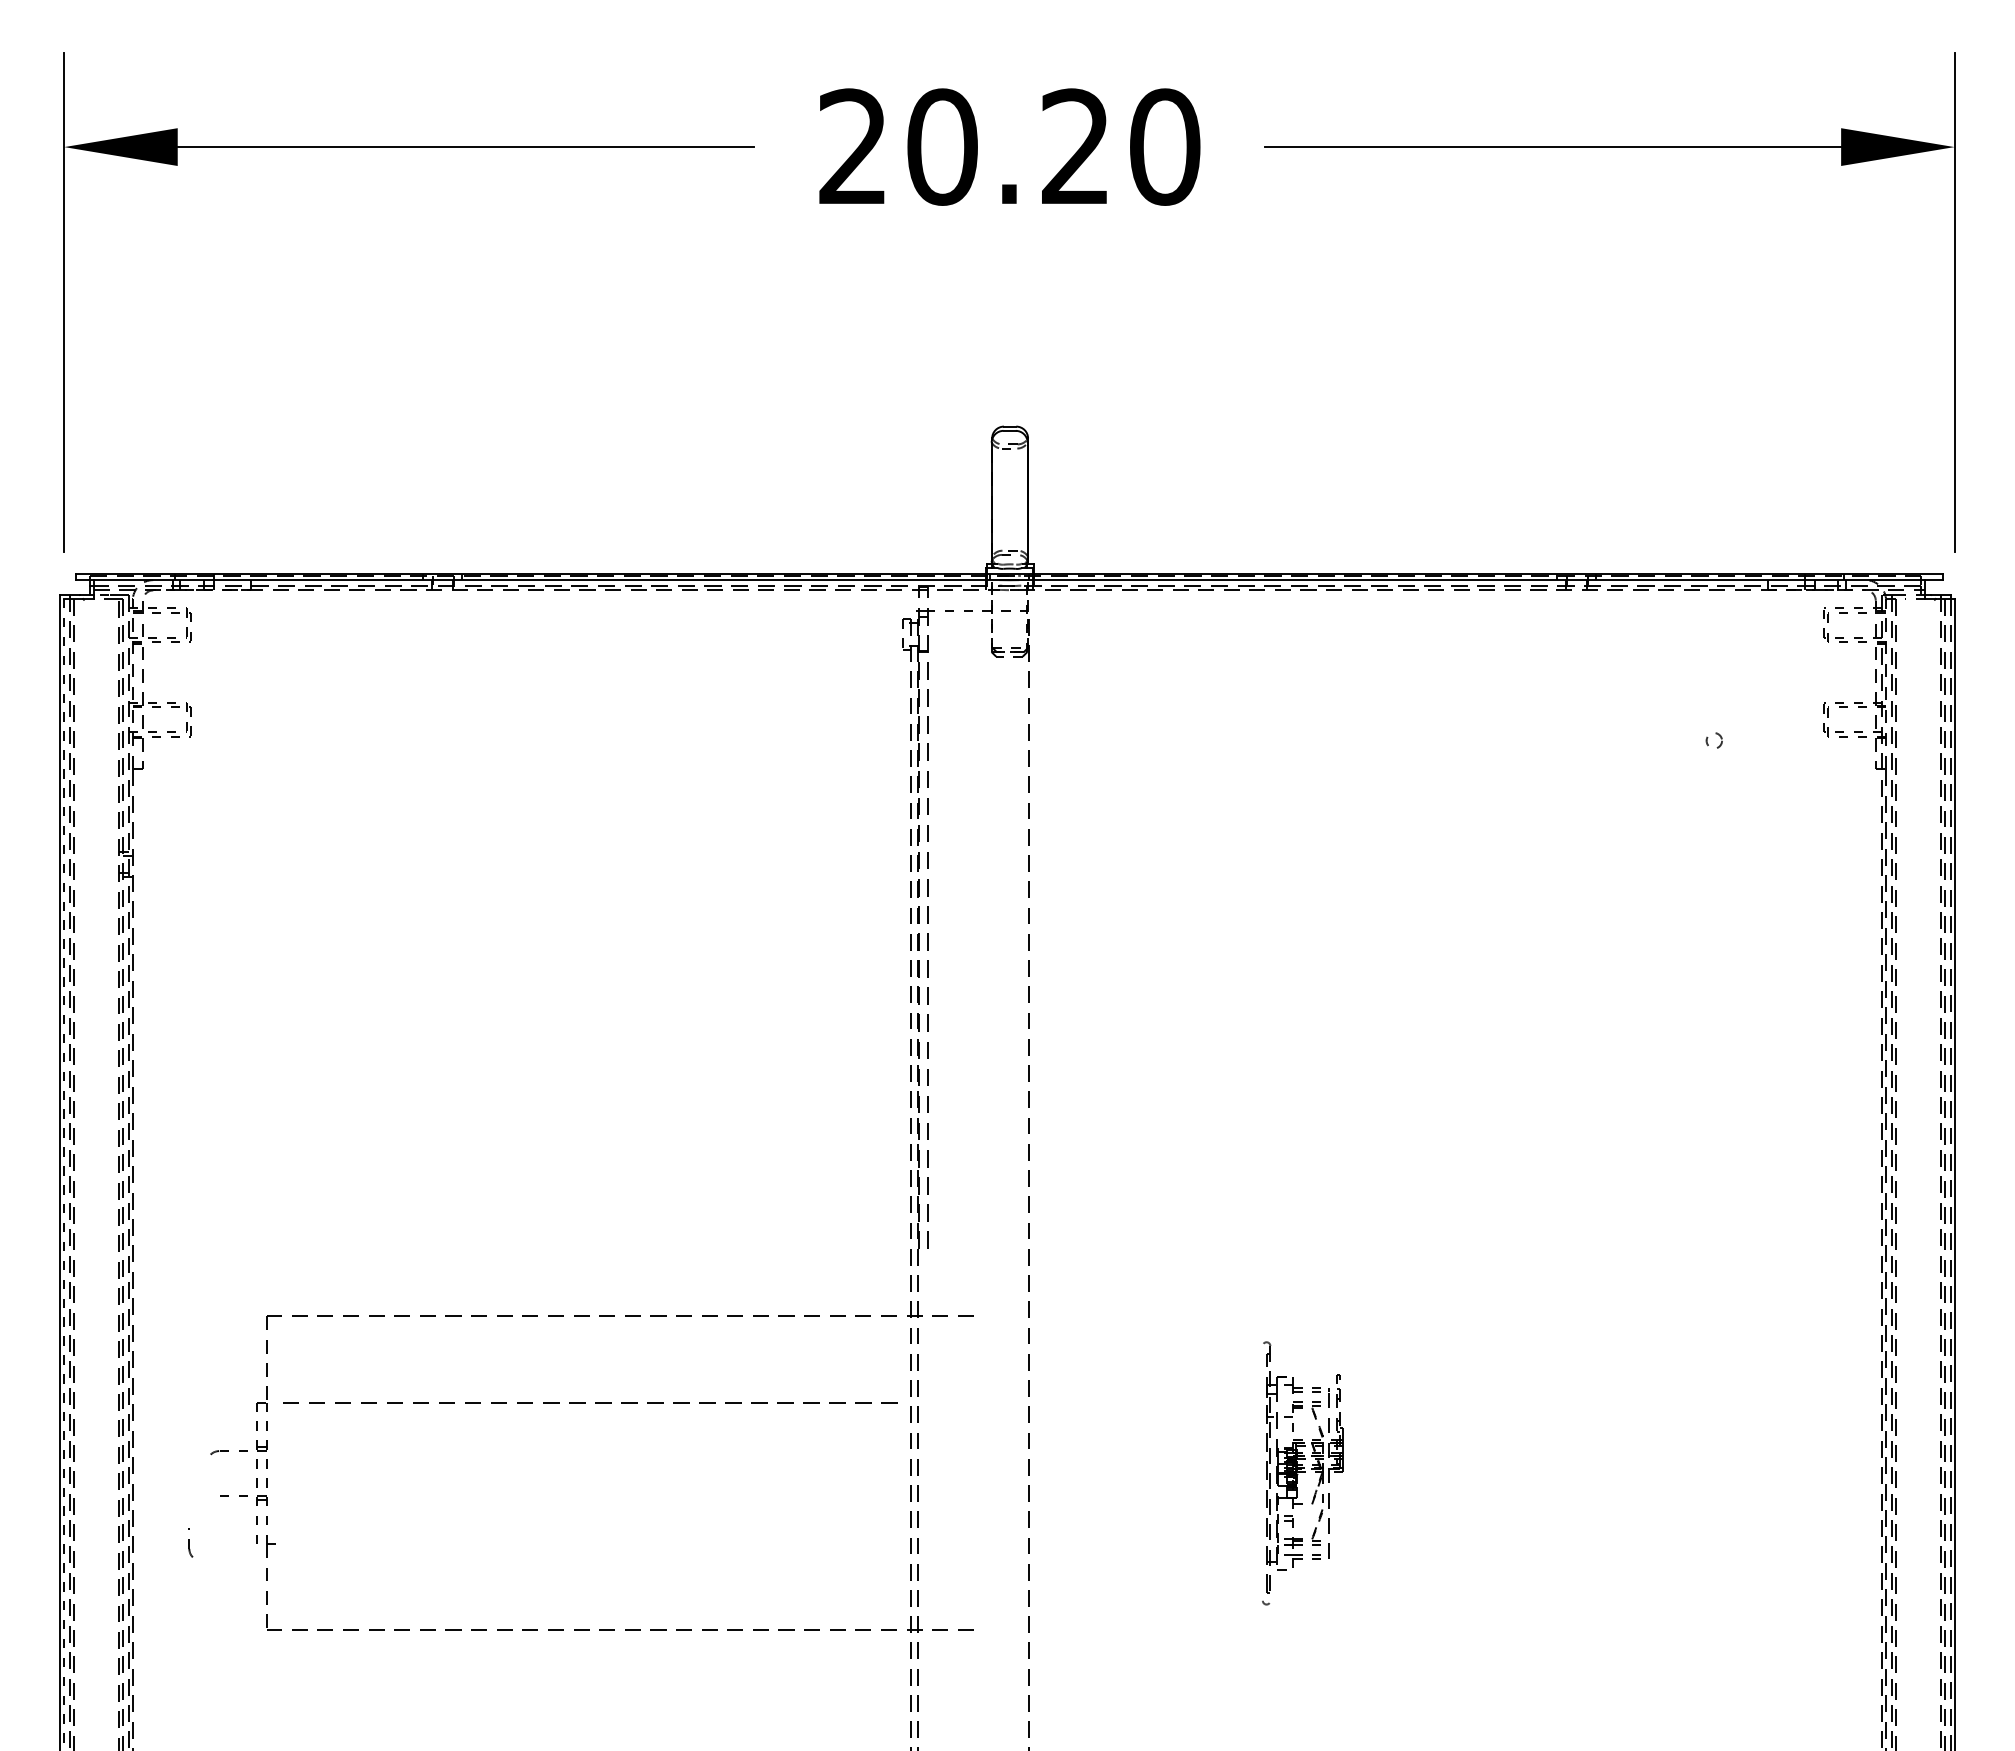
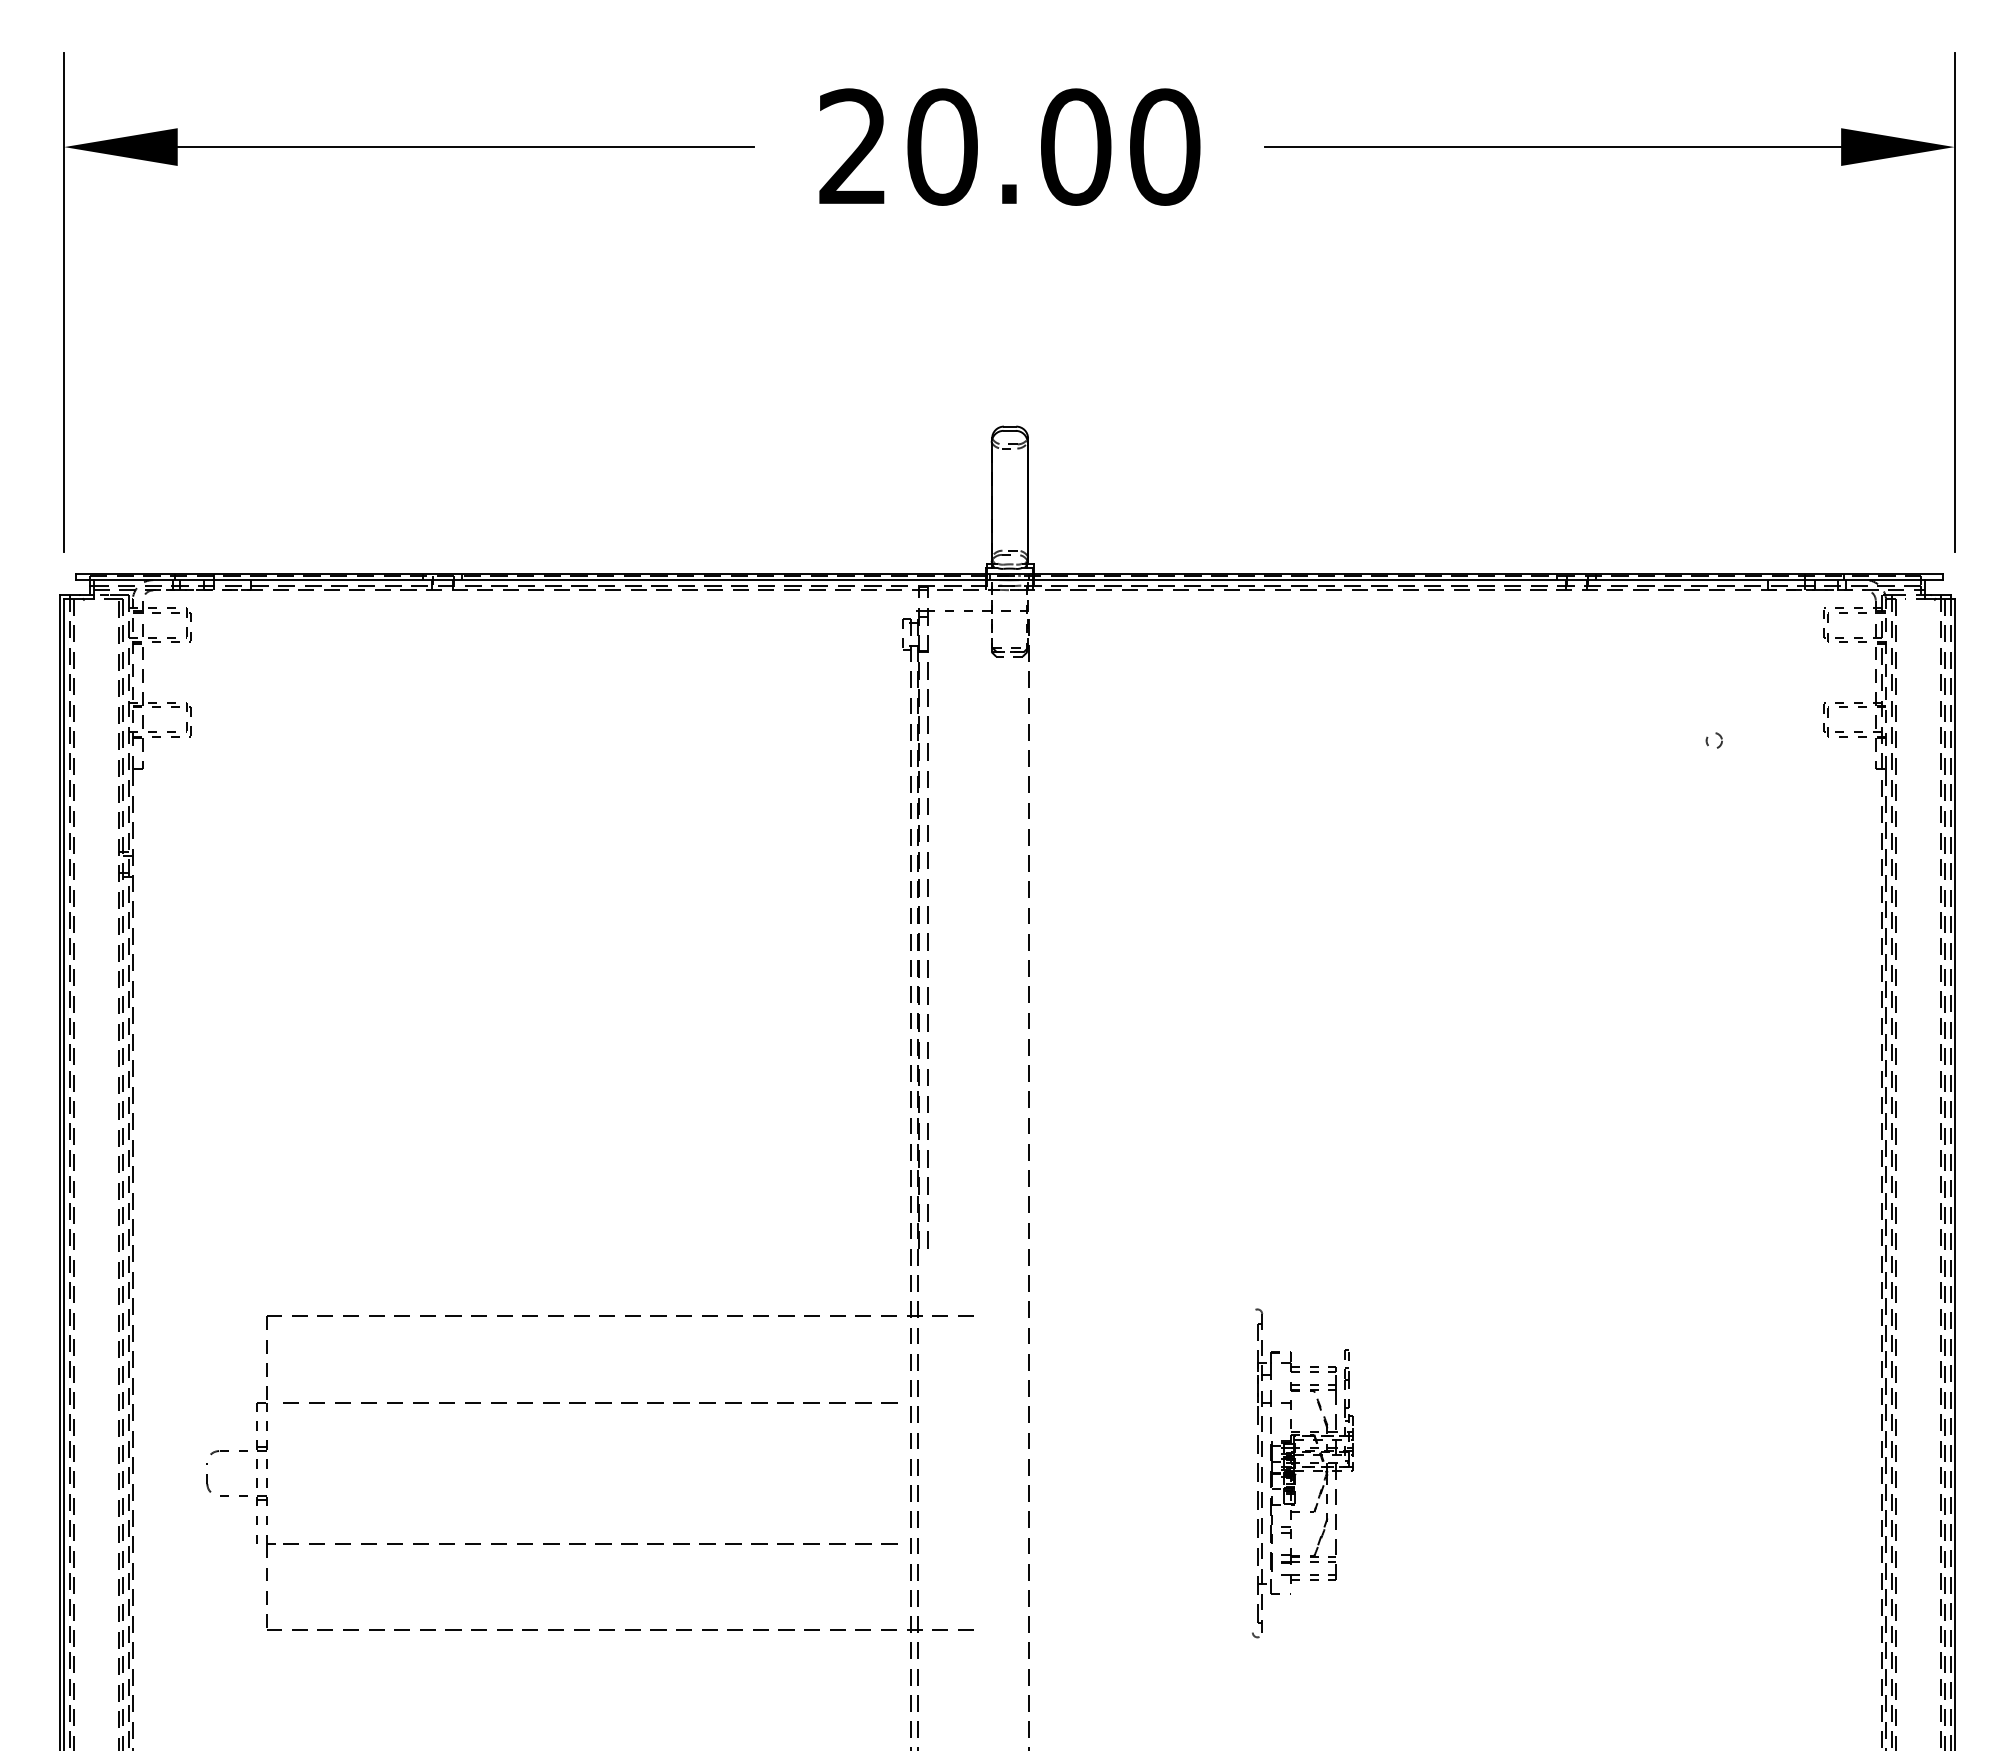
text: 20.20 -> 20.00 (1076, 146)
line: dashed -> solid (64, 1174)
part size: 82x265 px -> 102x331 px (1302, 1473)
part position: (190, 1542) -> (208, 1477) (208, 1477)
line: none -> present (585, 1543)
